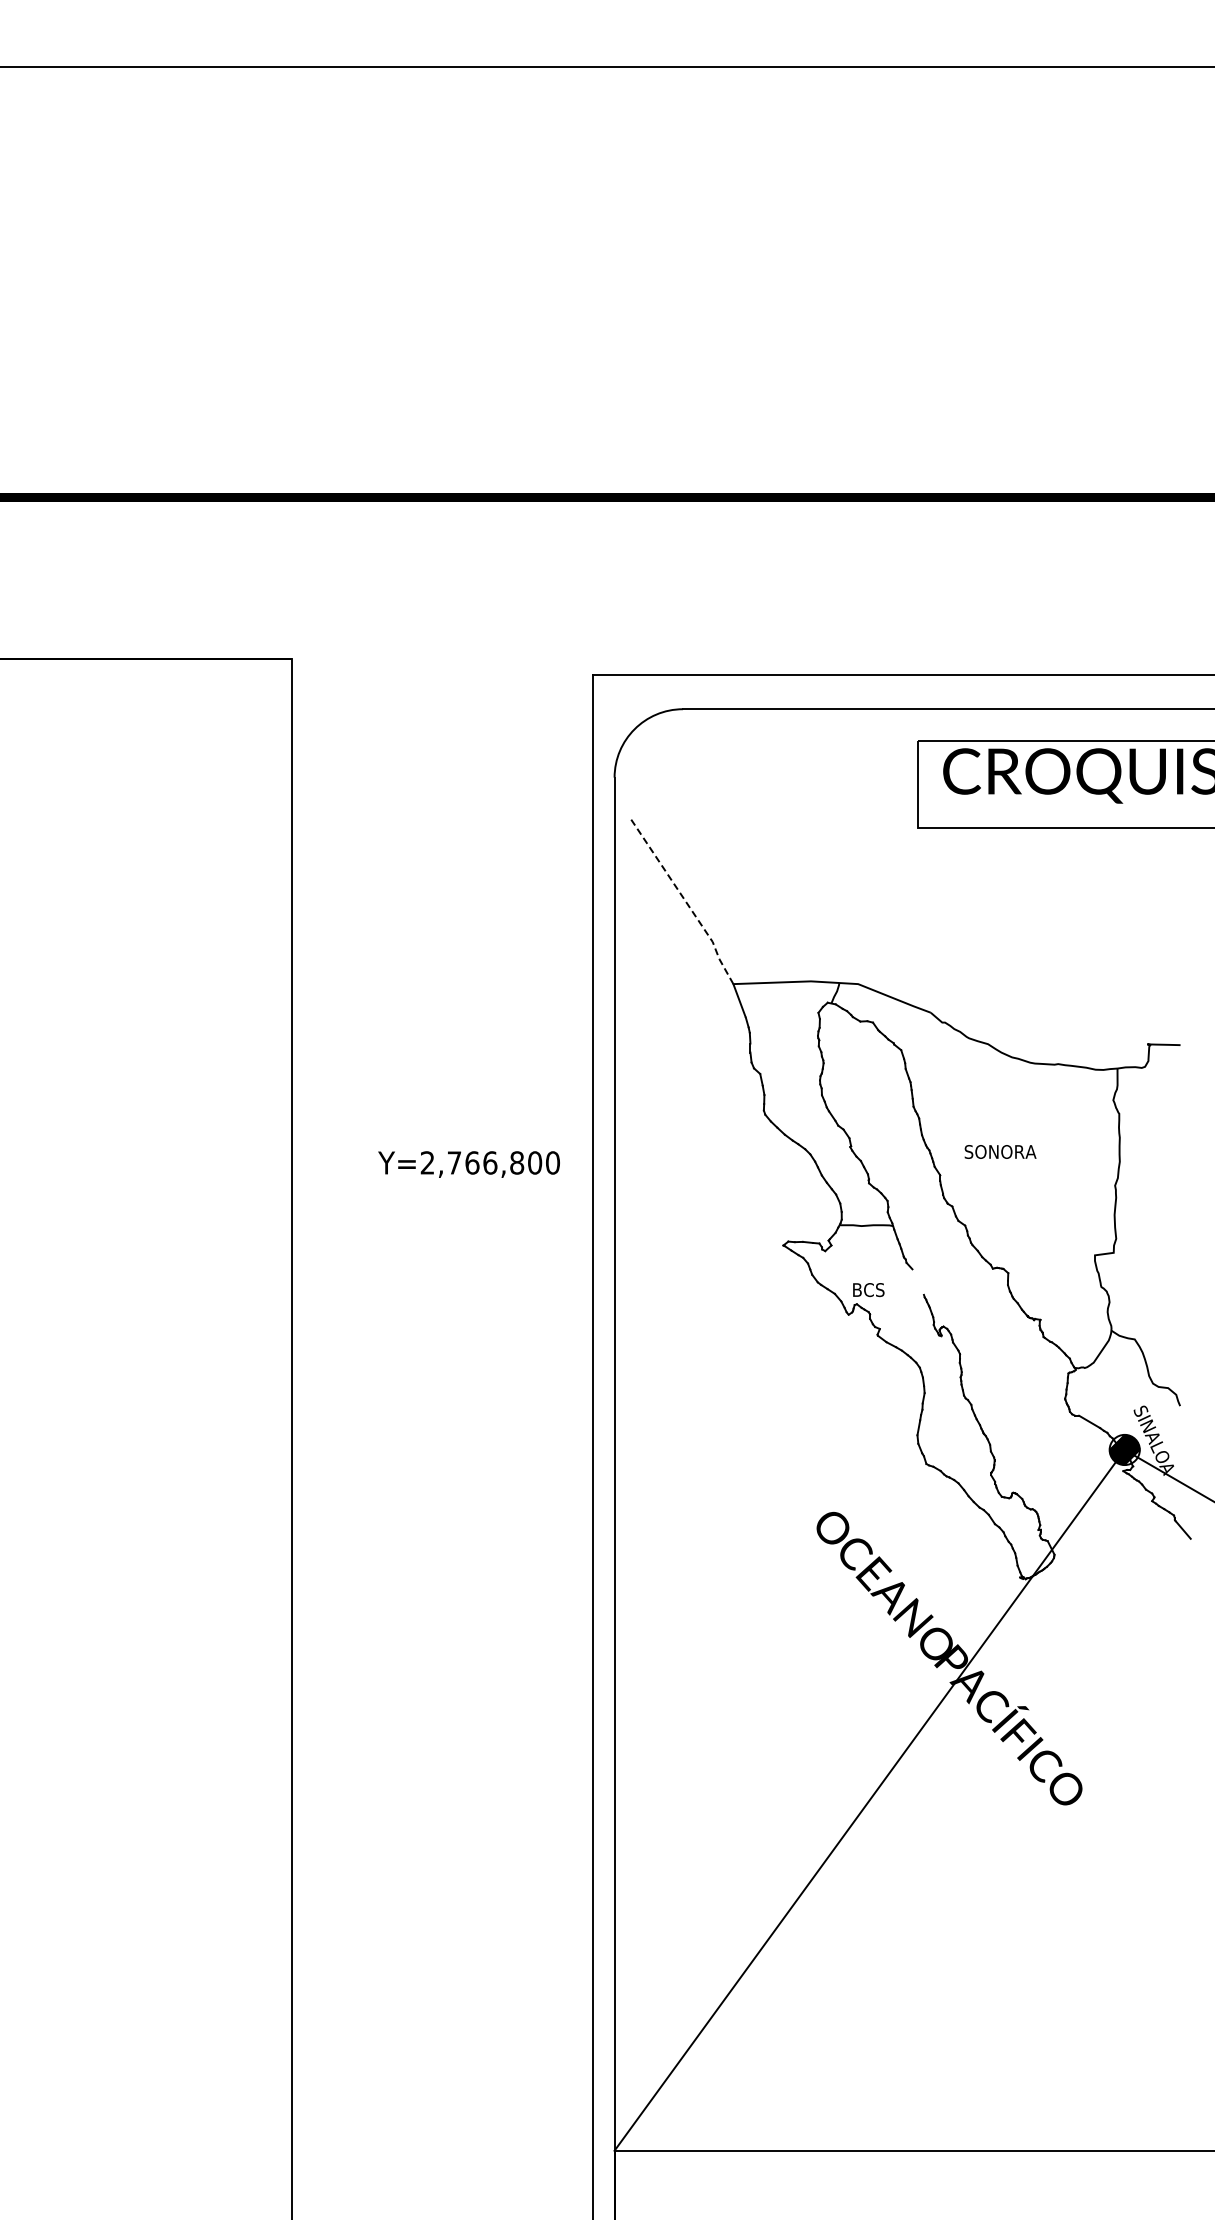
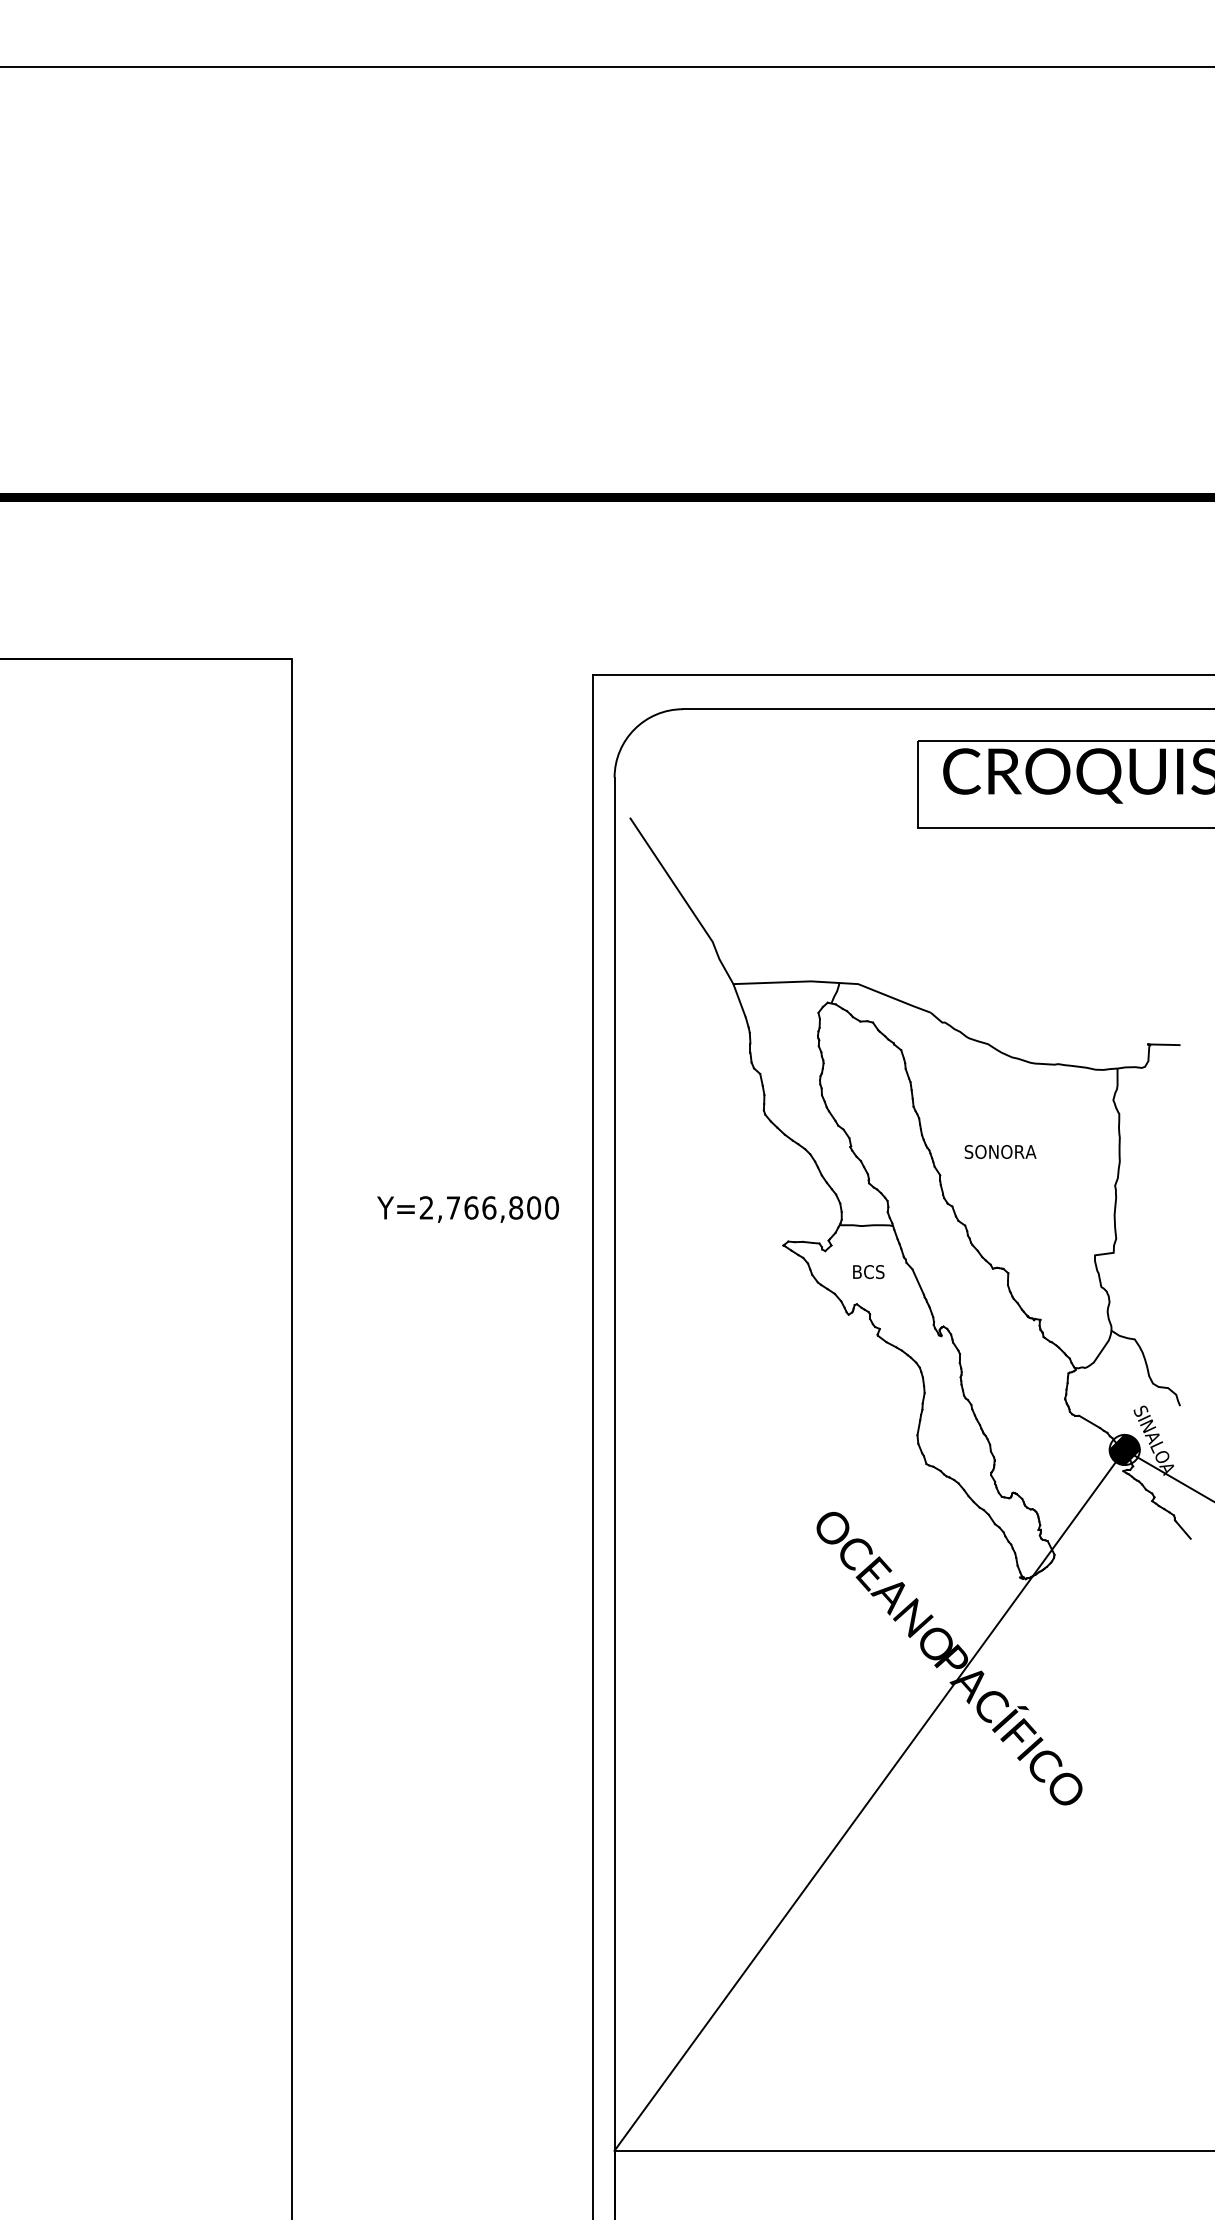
line: dashed -> solid (685, 900)
text position: (468, 1164) -> (467, 1209) (467, 1209)
line: none -> present (917, 1281)
text position: (868, 1290) -> (868, 1272) (868, 1272)
